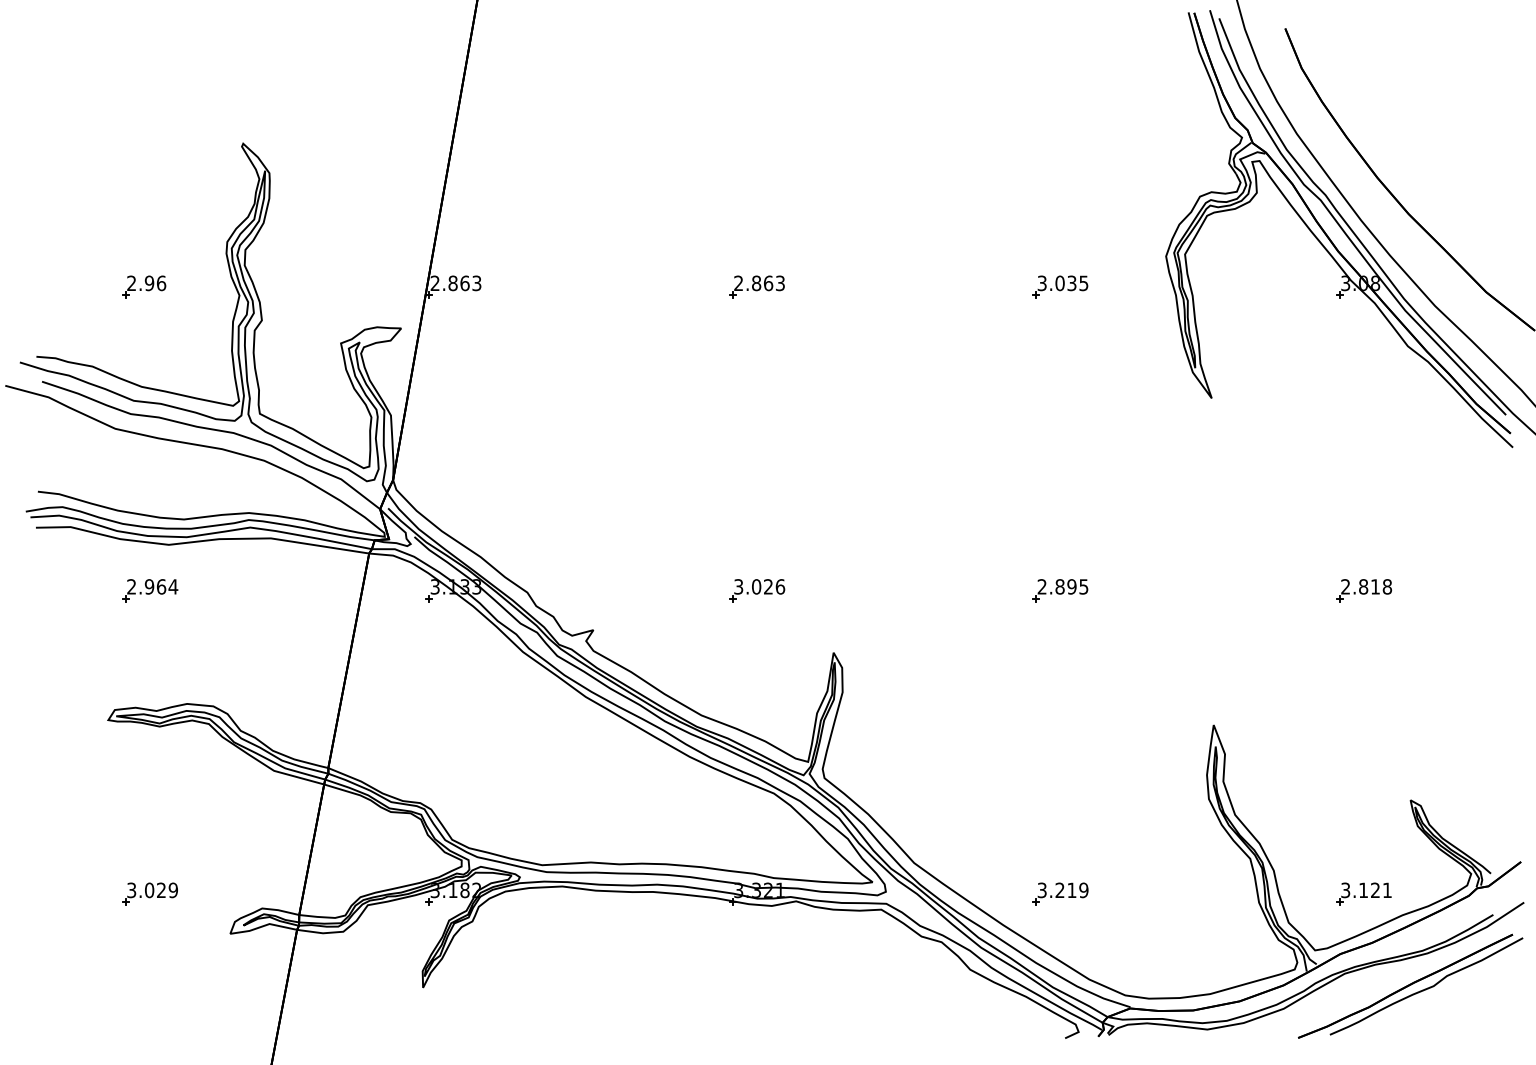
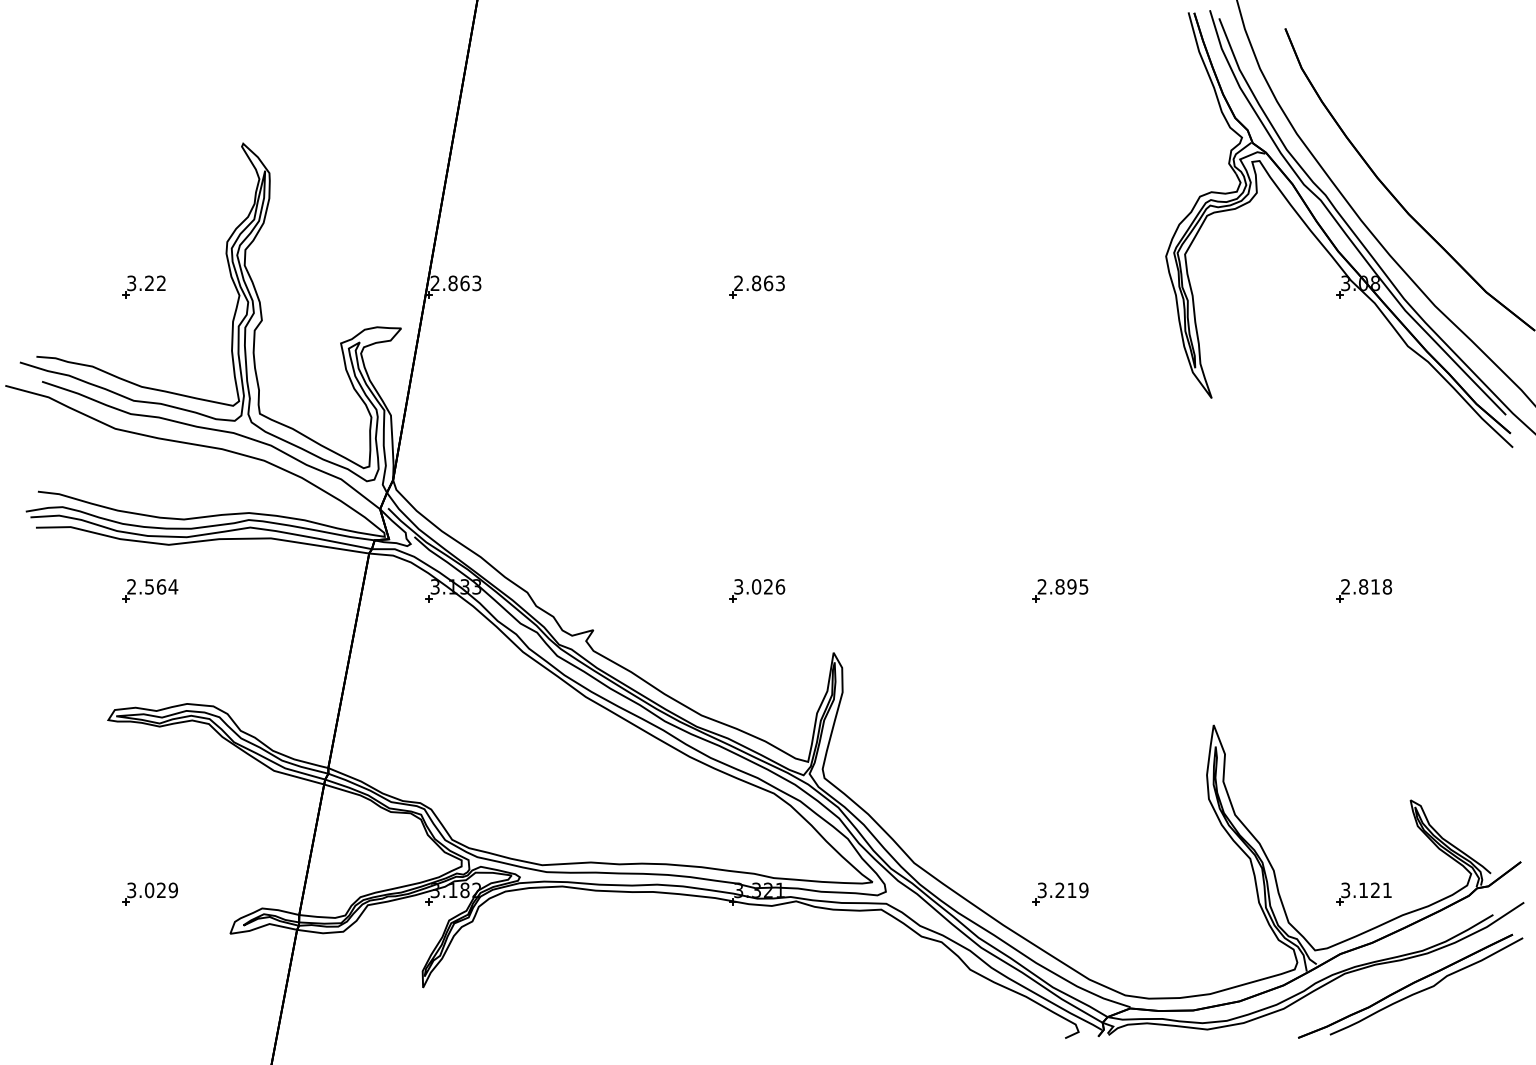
text: 2.96 -> 3.22 (146, 283)
part: present -> none (1060, 286)
text: 2.964 -> 2.564 (149, 586)
